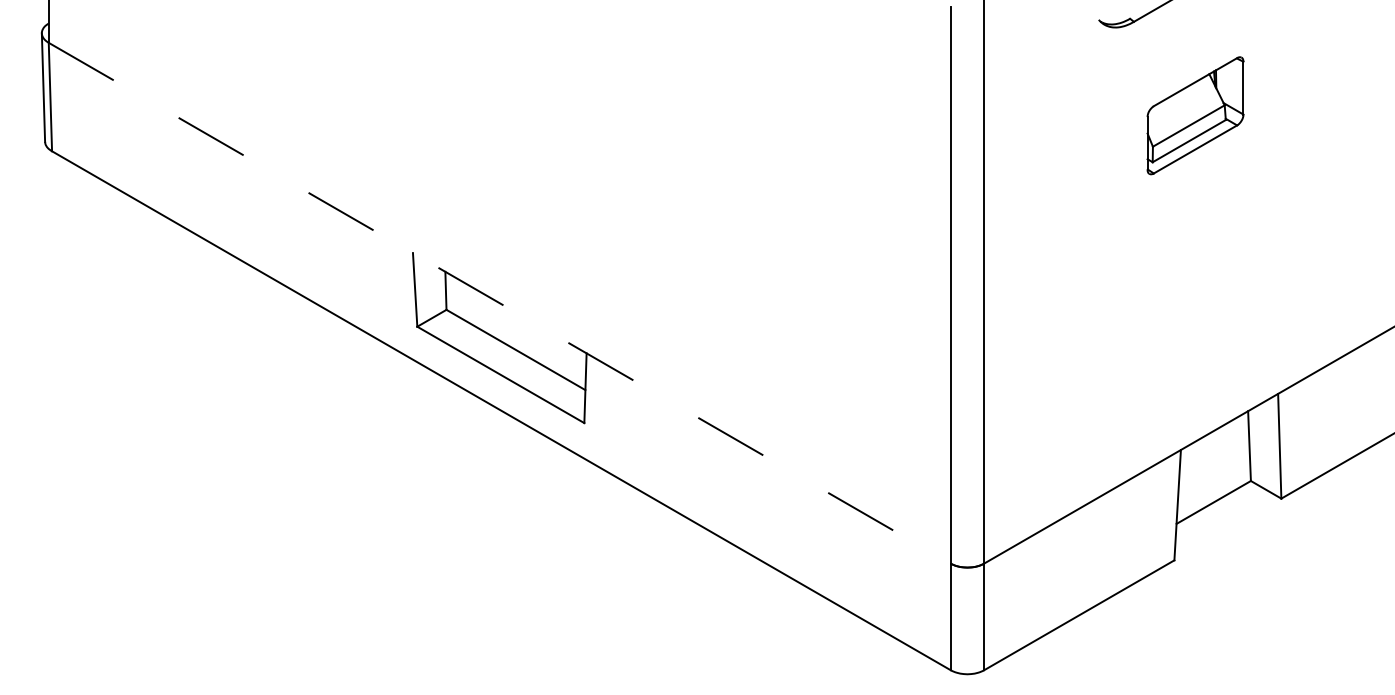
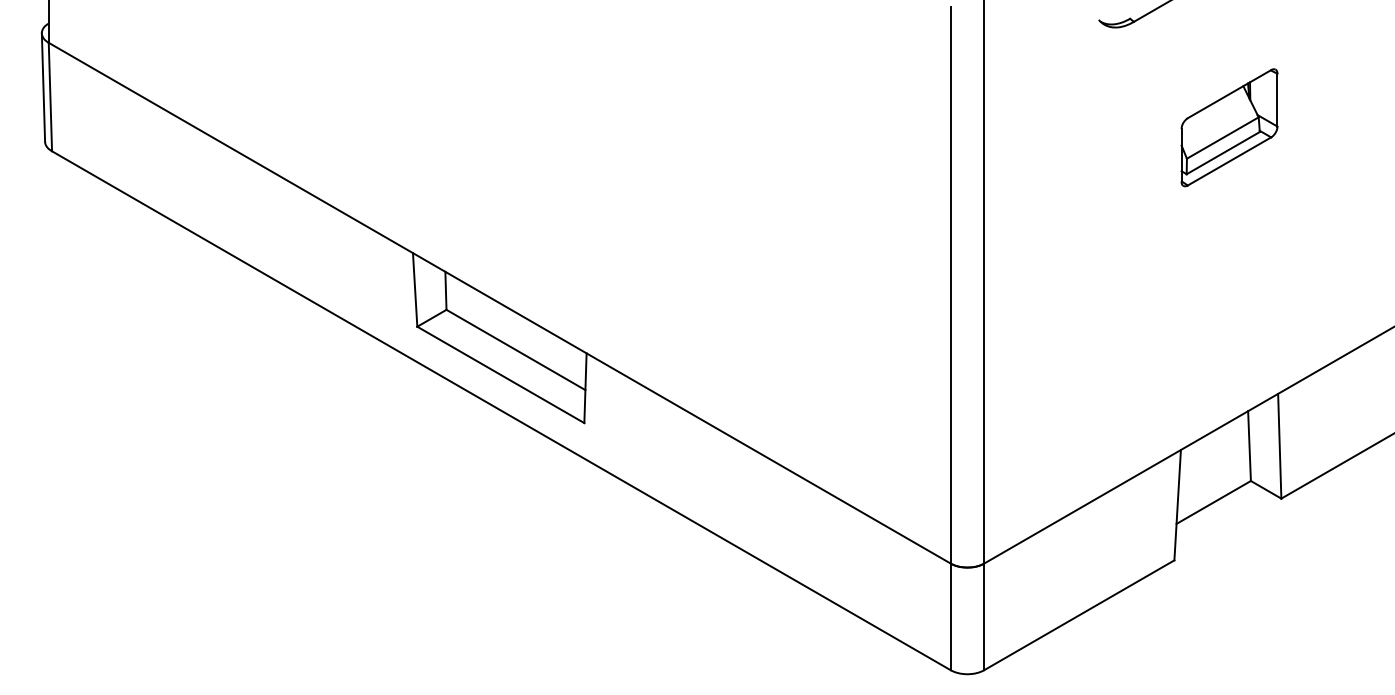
part position: (1195, 115) -> (1229, 127) (1229, 127)
line: dashed -> solid (499, 303)
